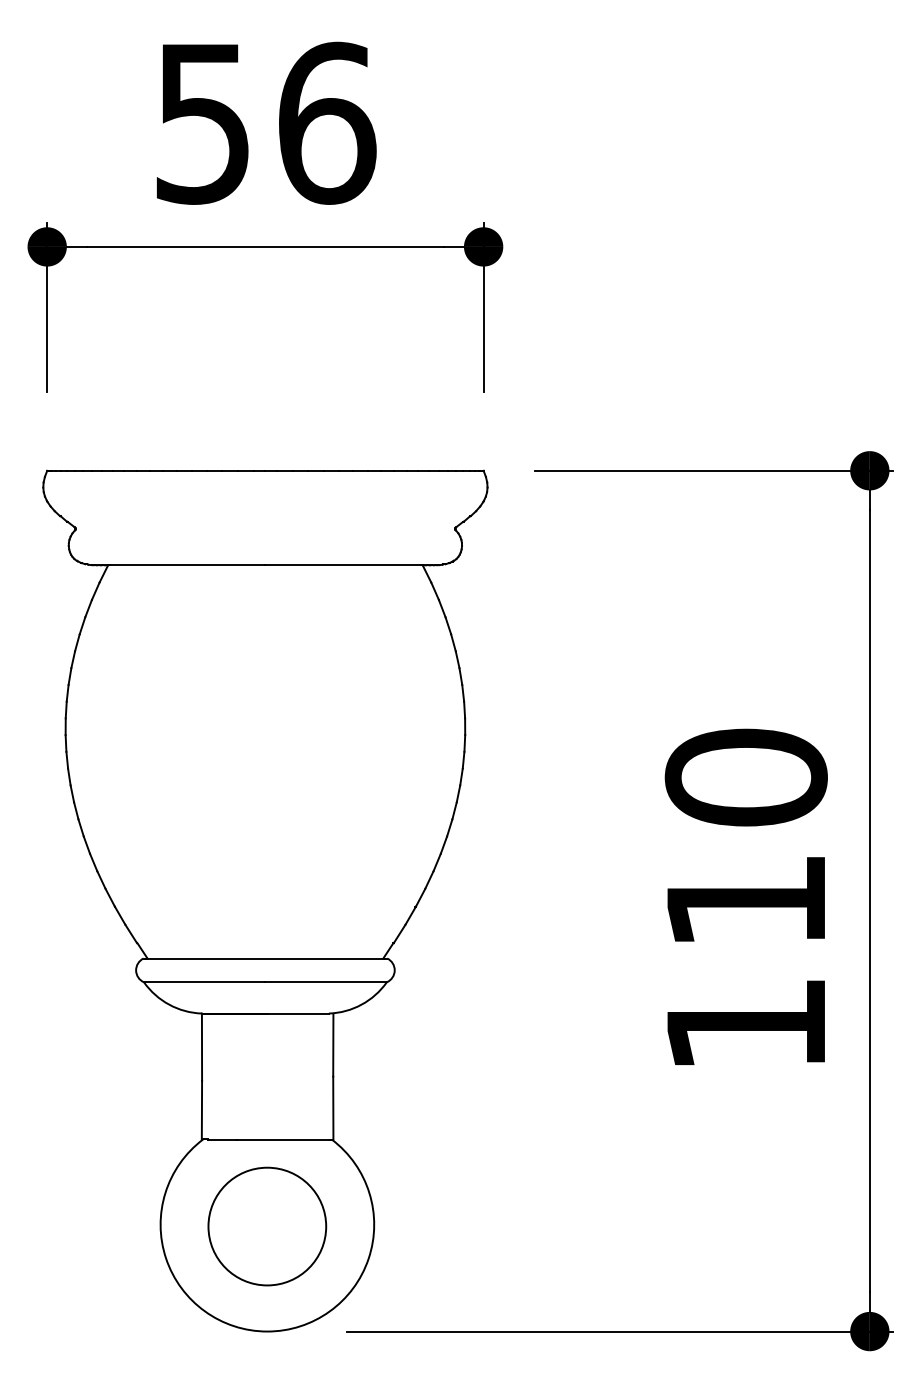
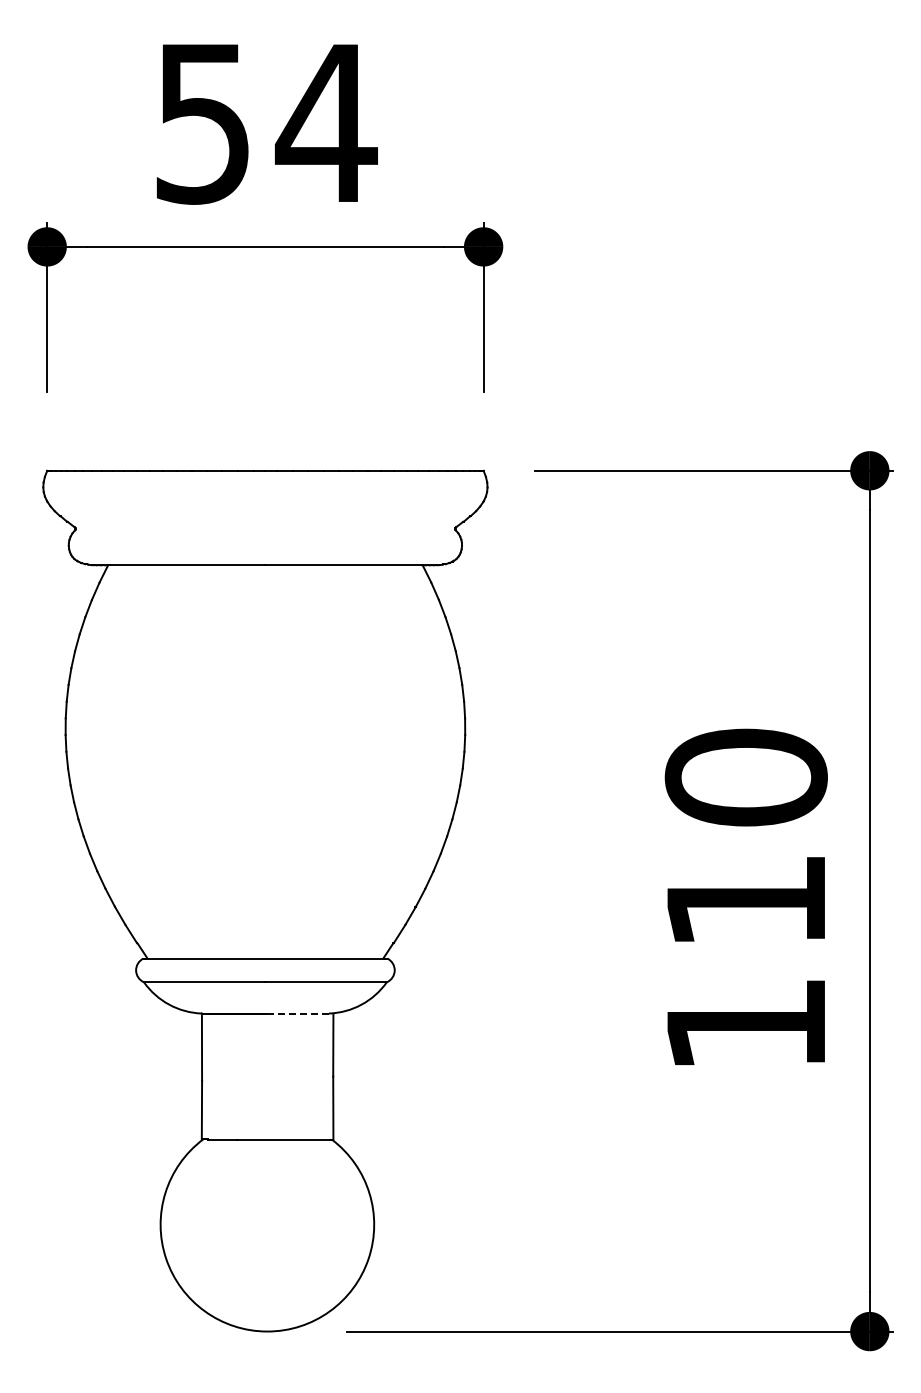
text: 56 -> 54 (326, 122)
line: solid -> dashed (297, 1013)
circle: present -> none (267, 1226)
